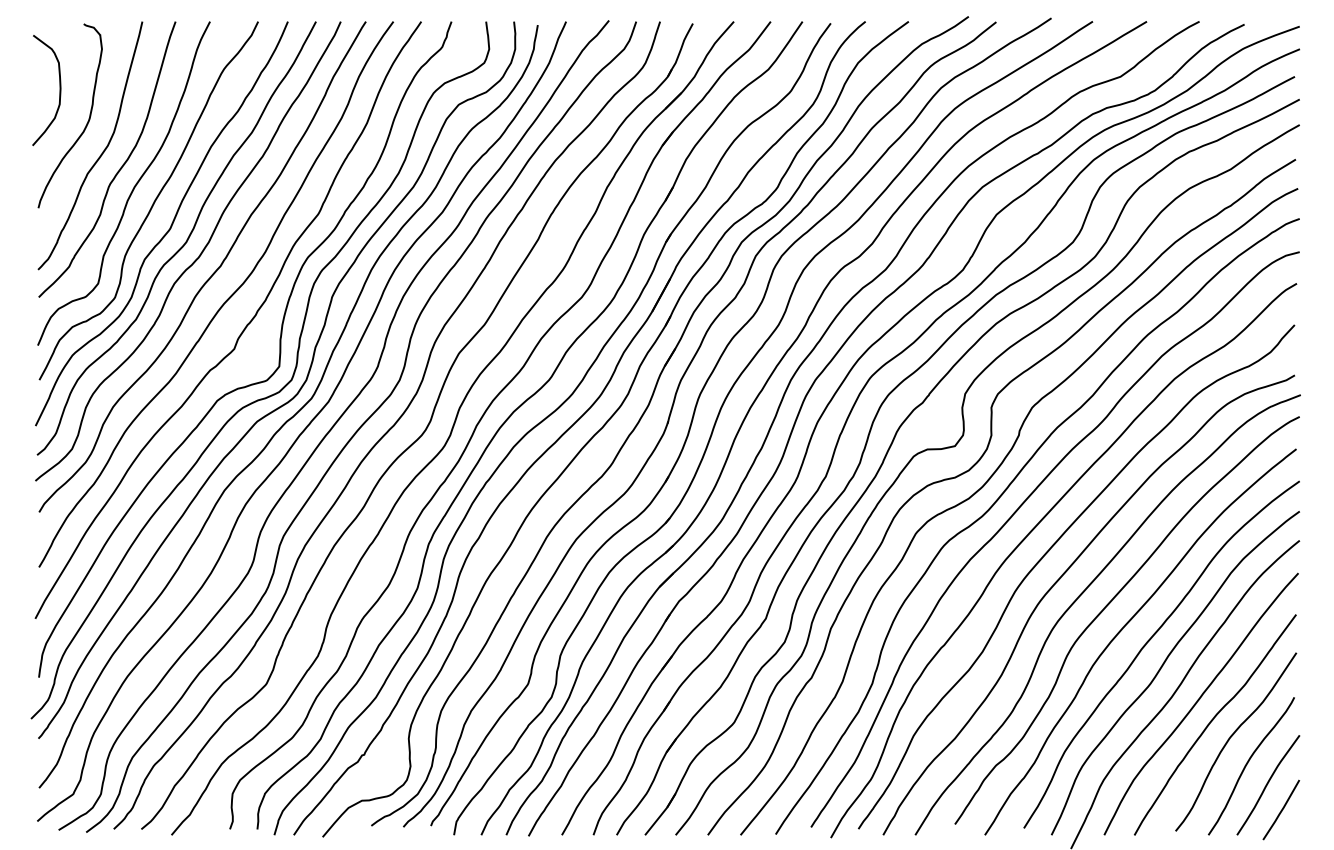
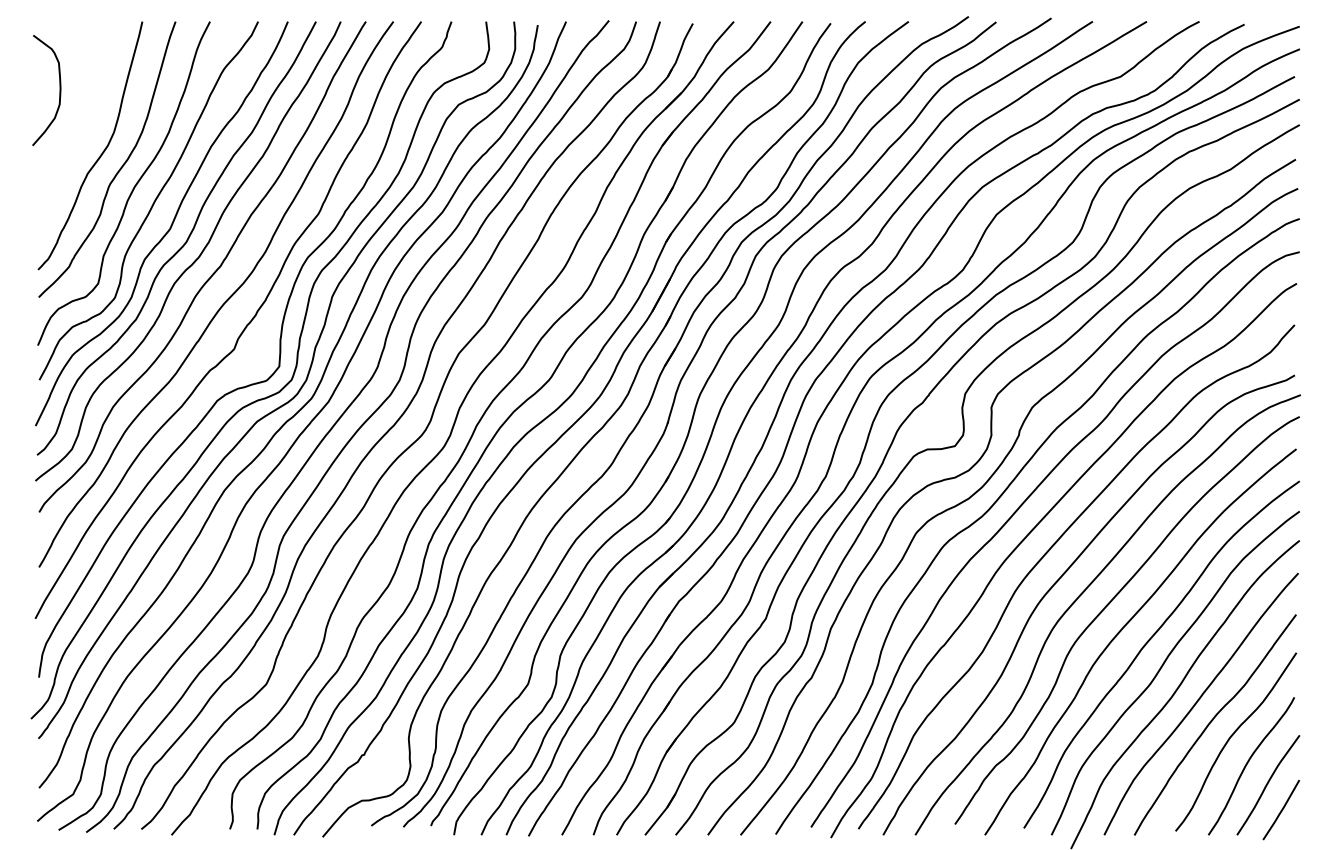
curve: present -> none (86, 123)
